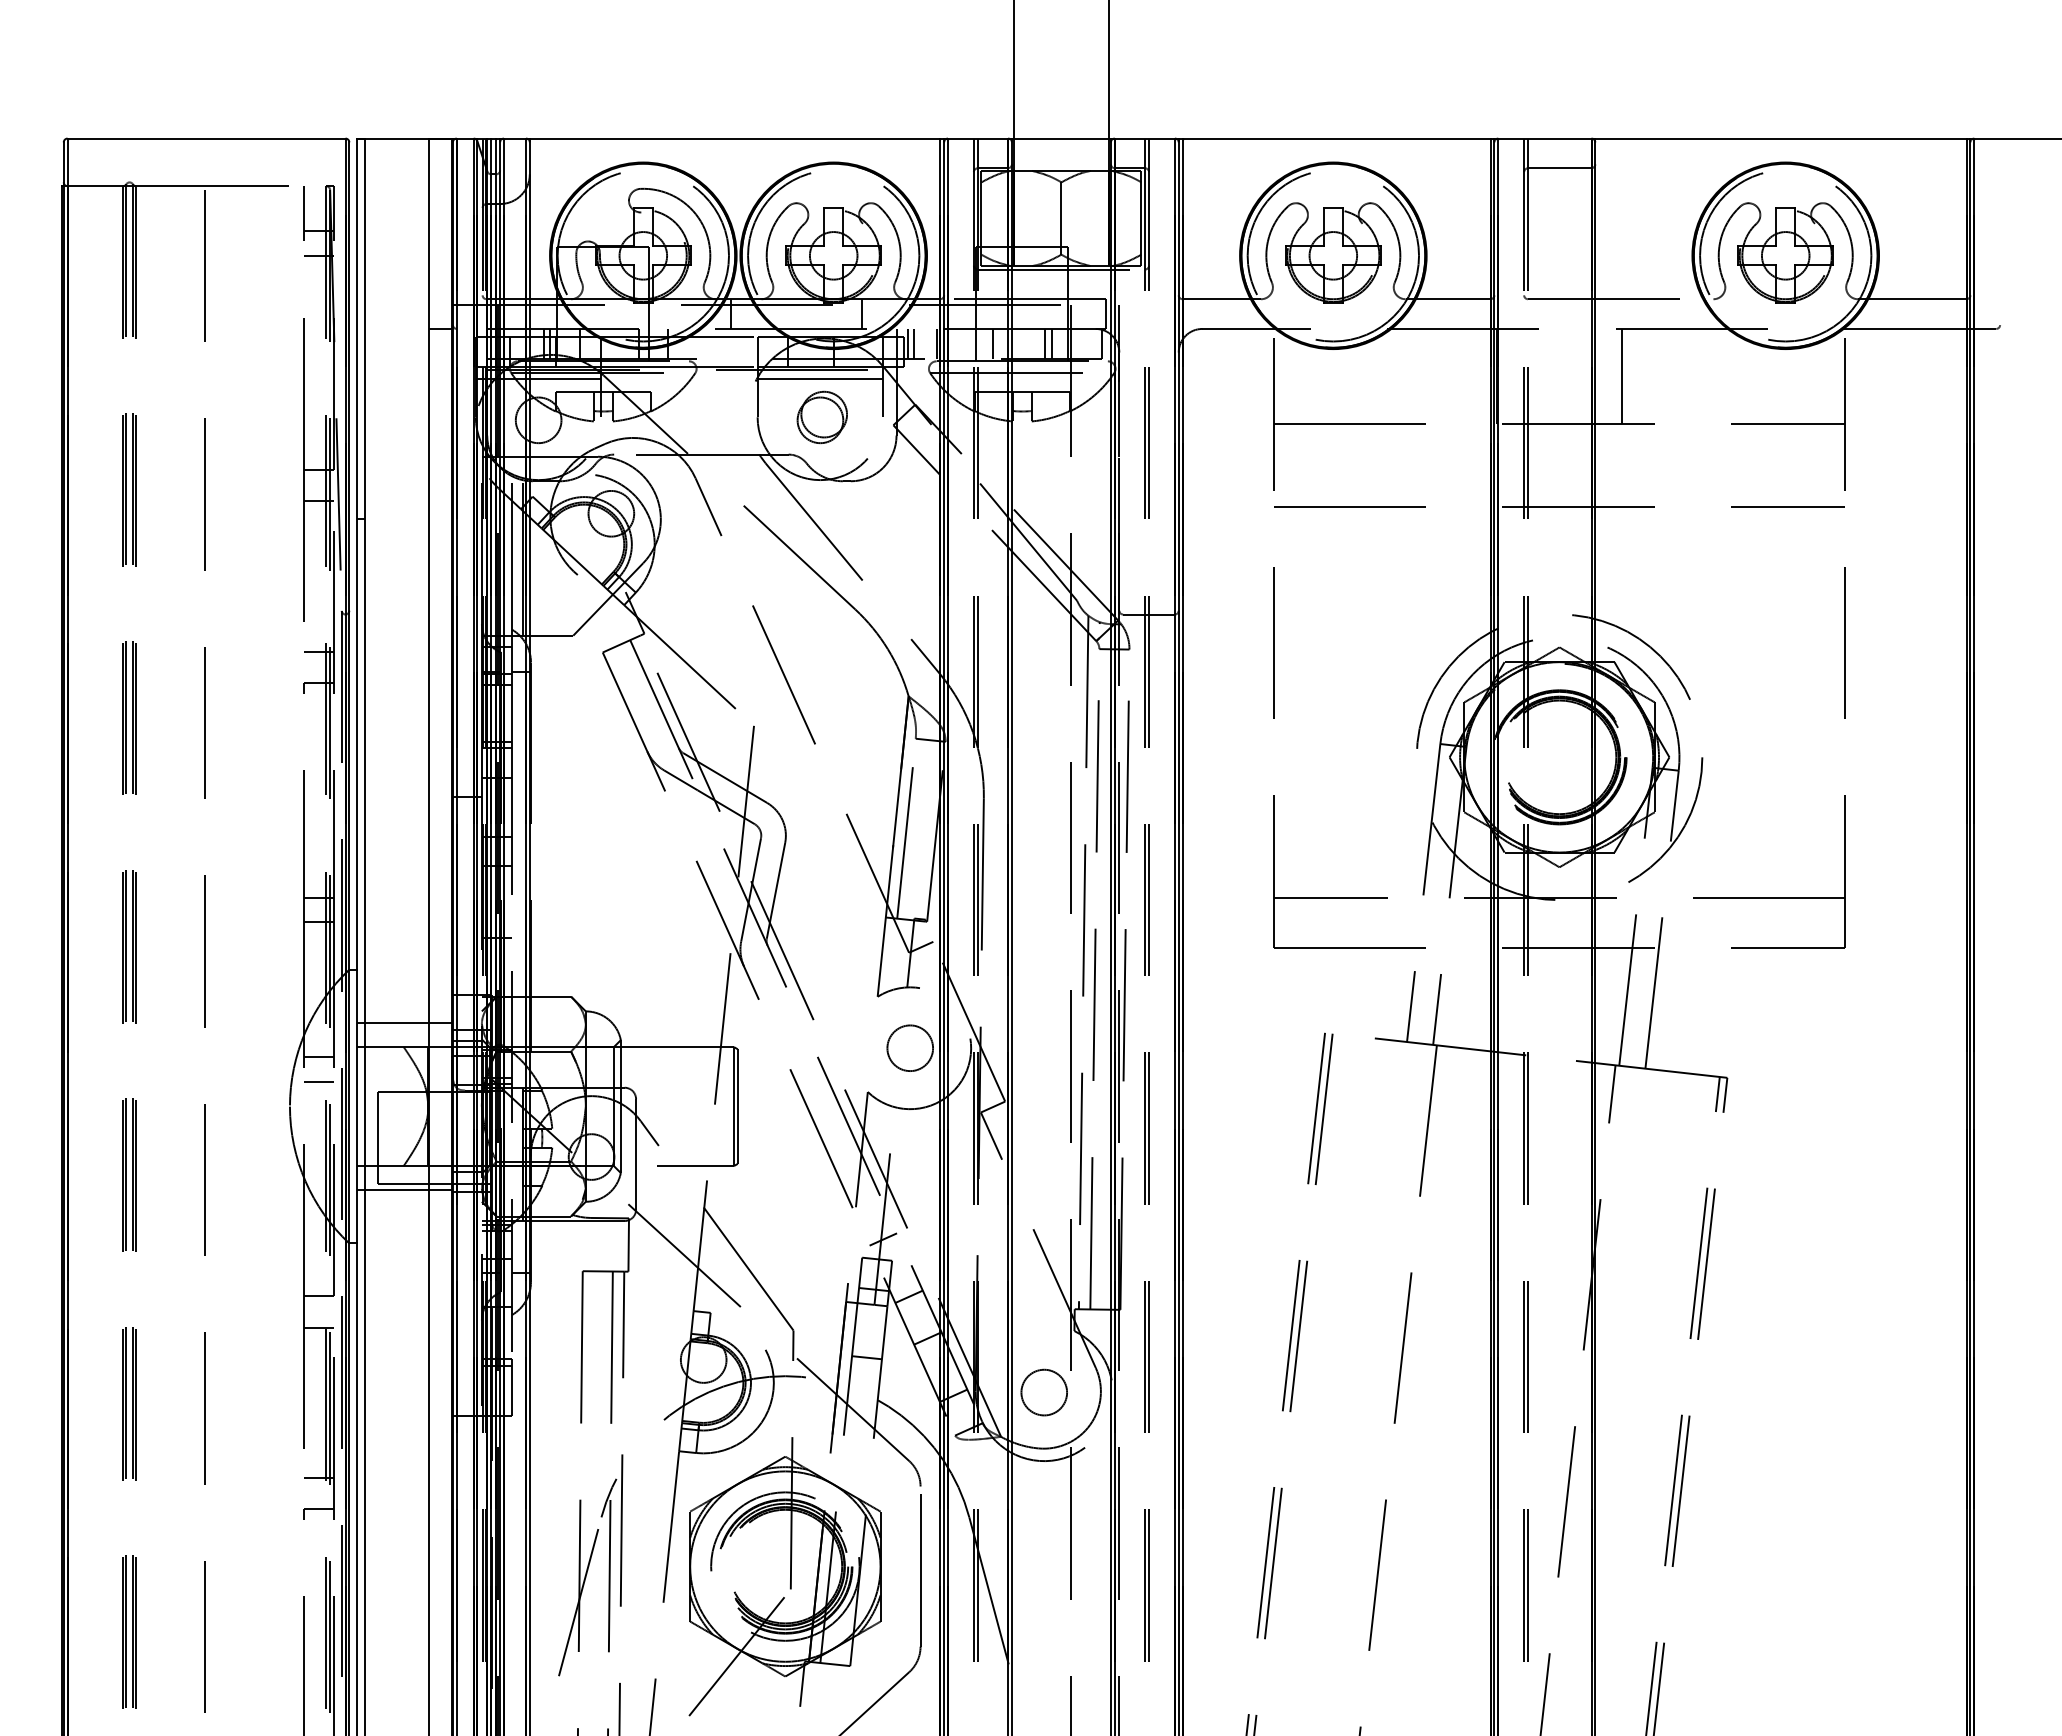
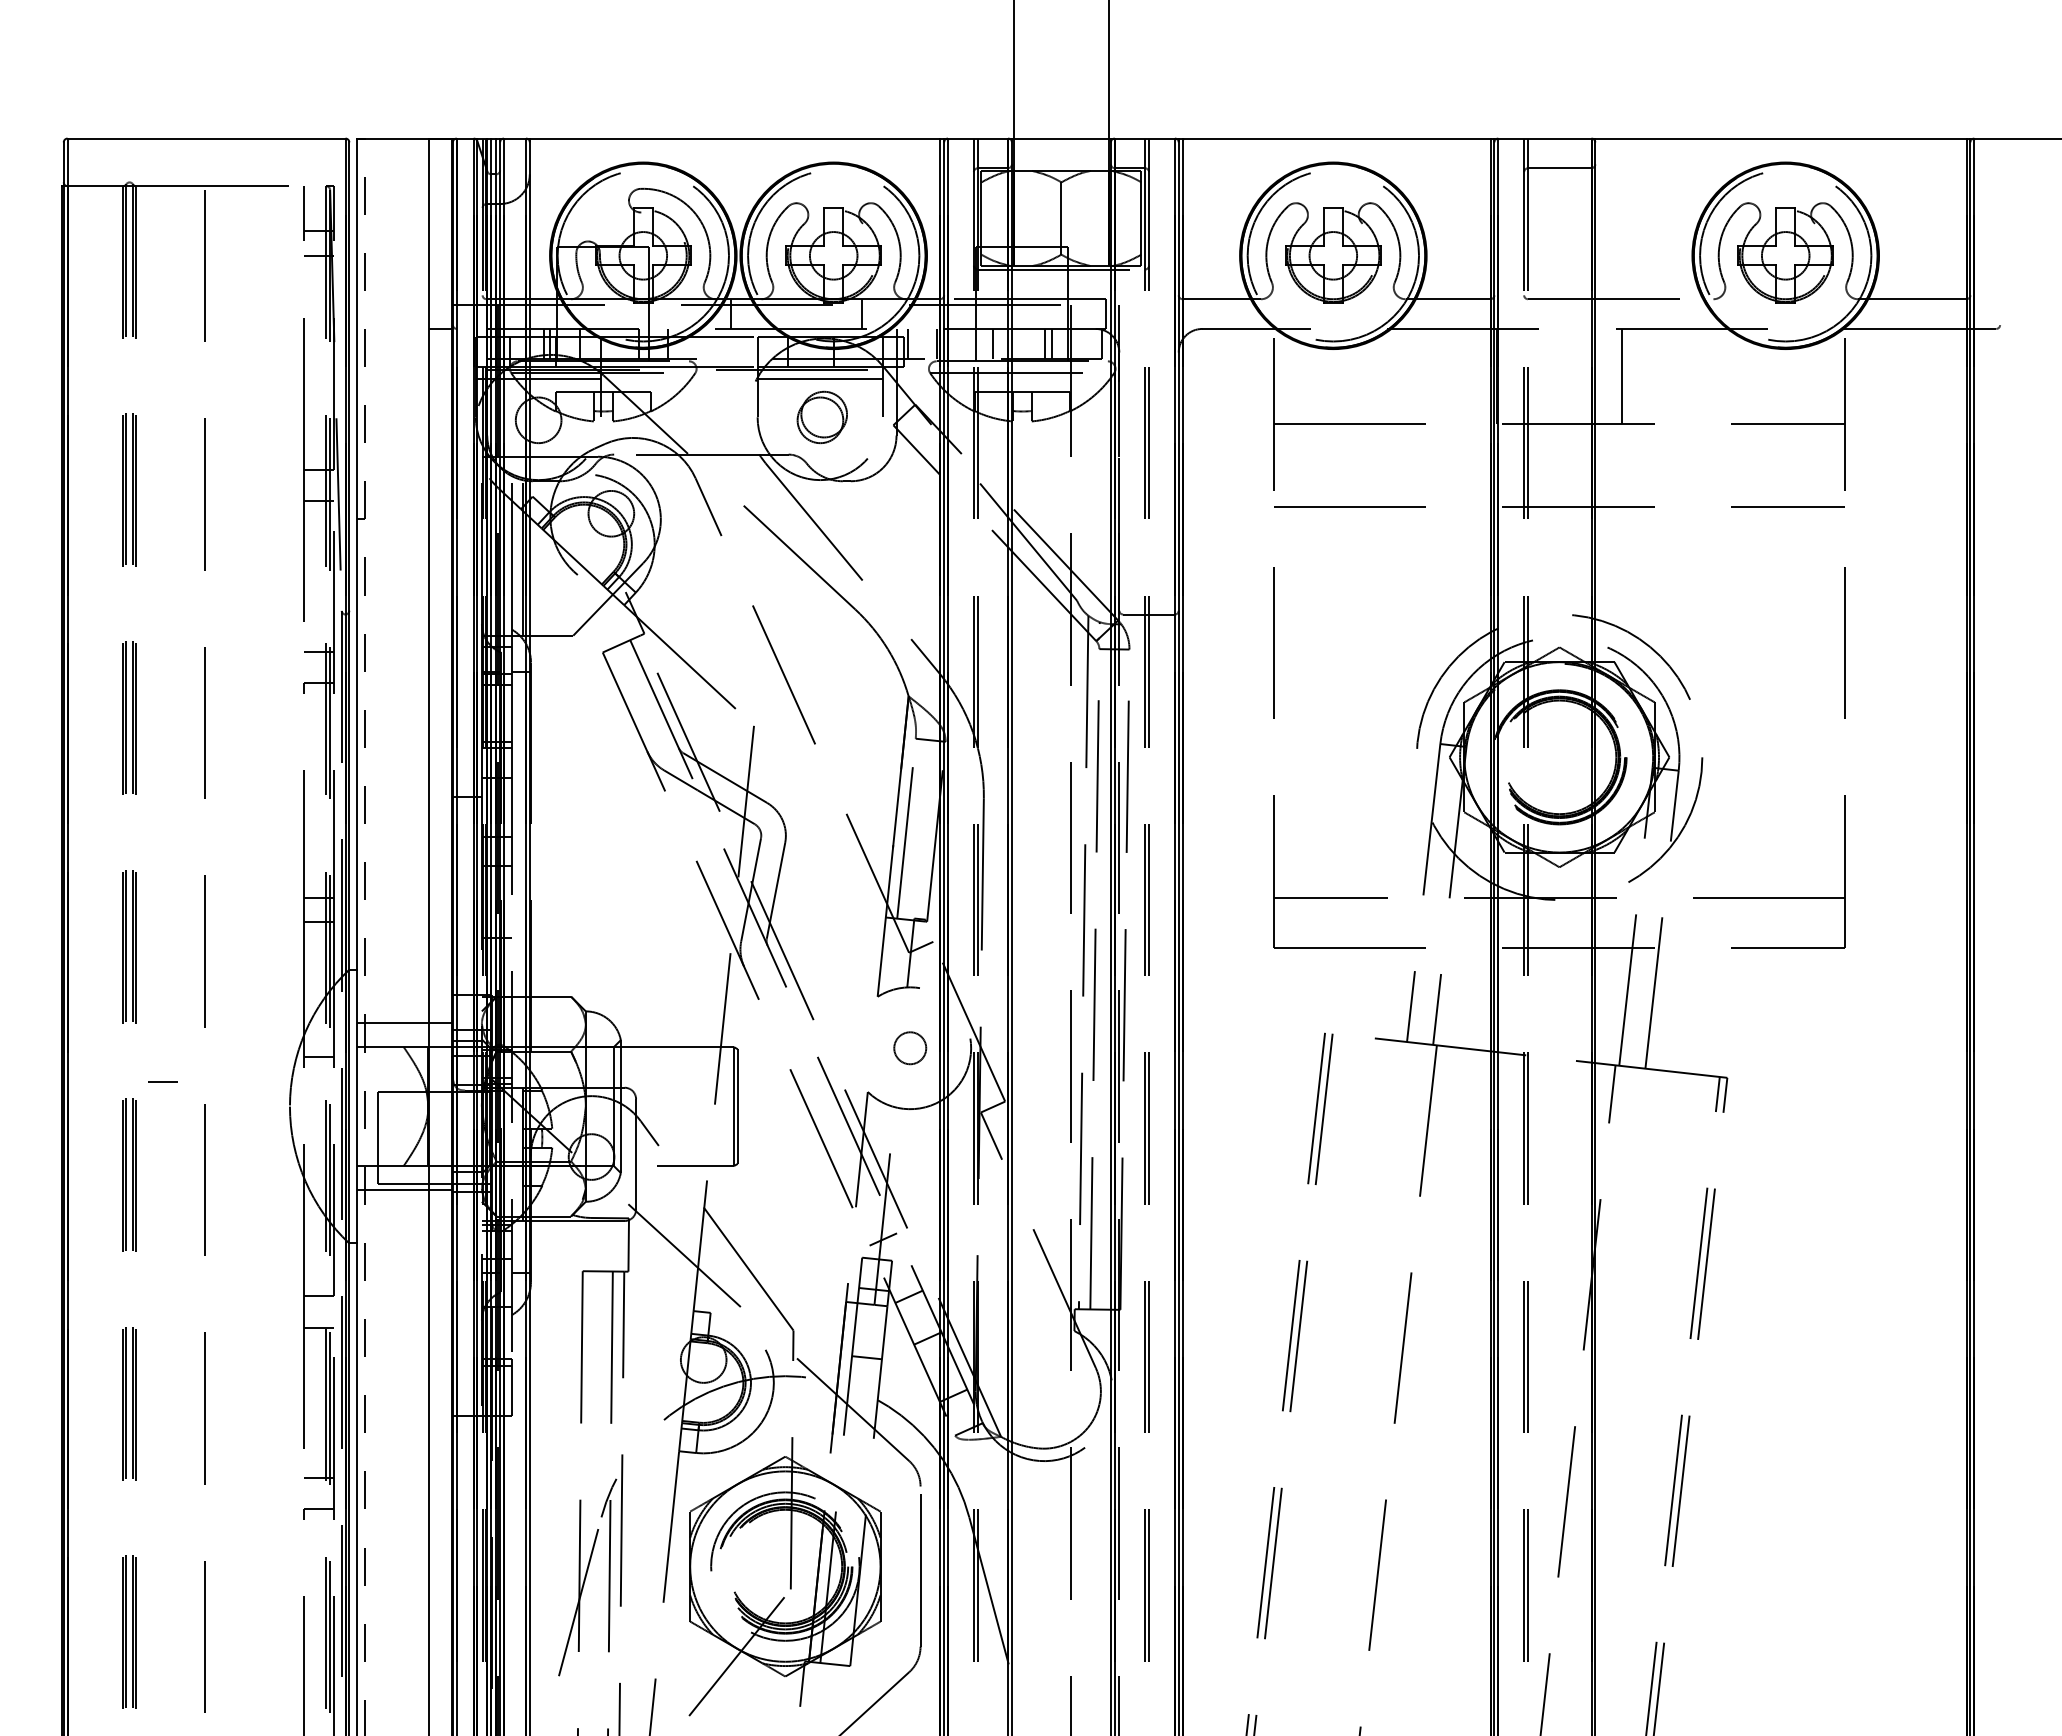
line: present -> none (914, 343)
line: solid -> dashed (364, 936)
circle diameter: 46 px -> 32 px (910, 1048)
line position: (318, 1081) -> (162, 1081) (162, 1081)
circle: present -> none (1043, 1392)
